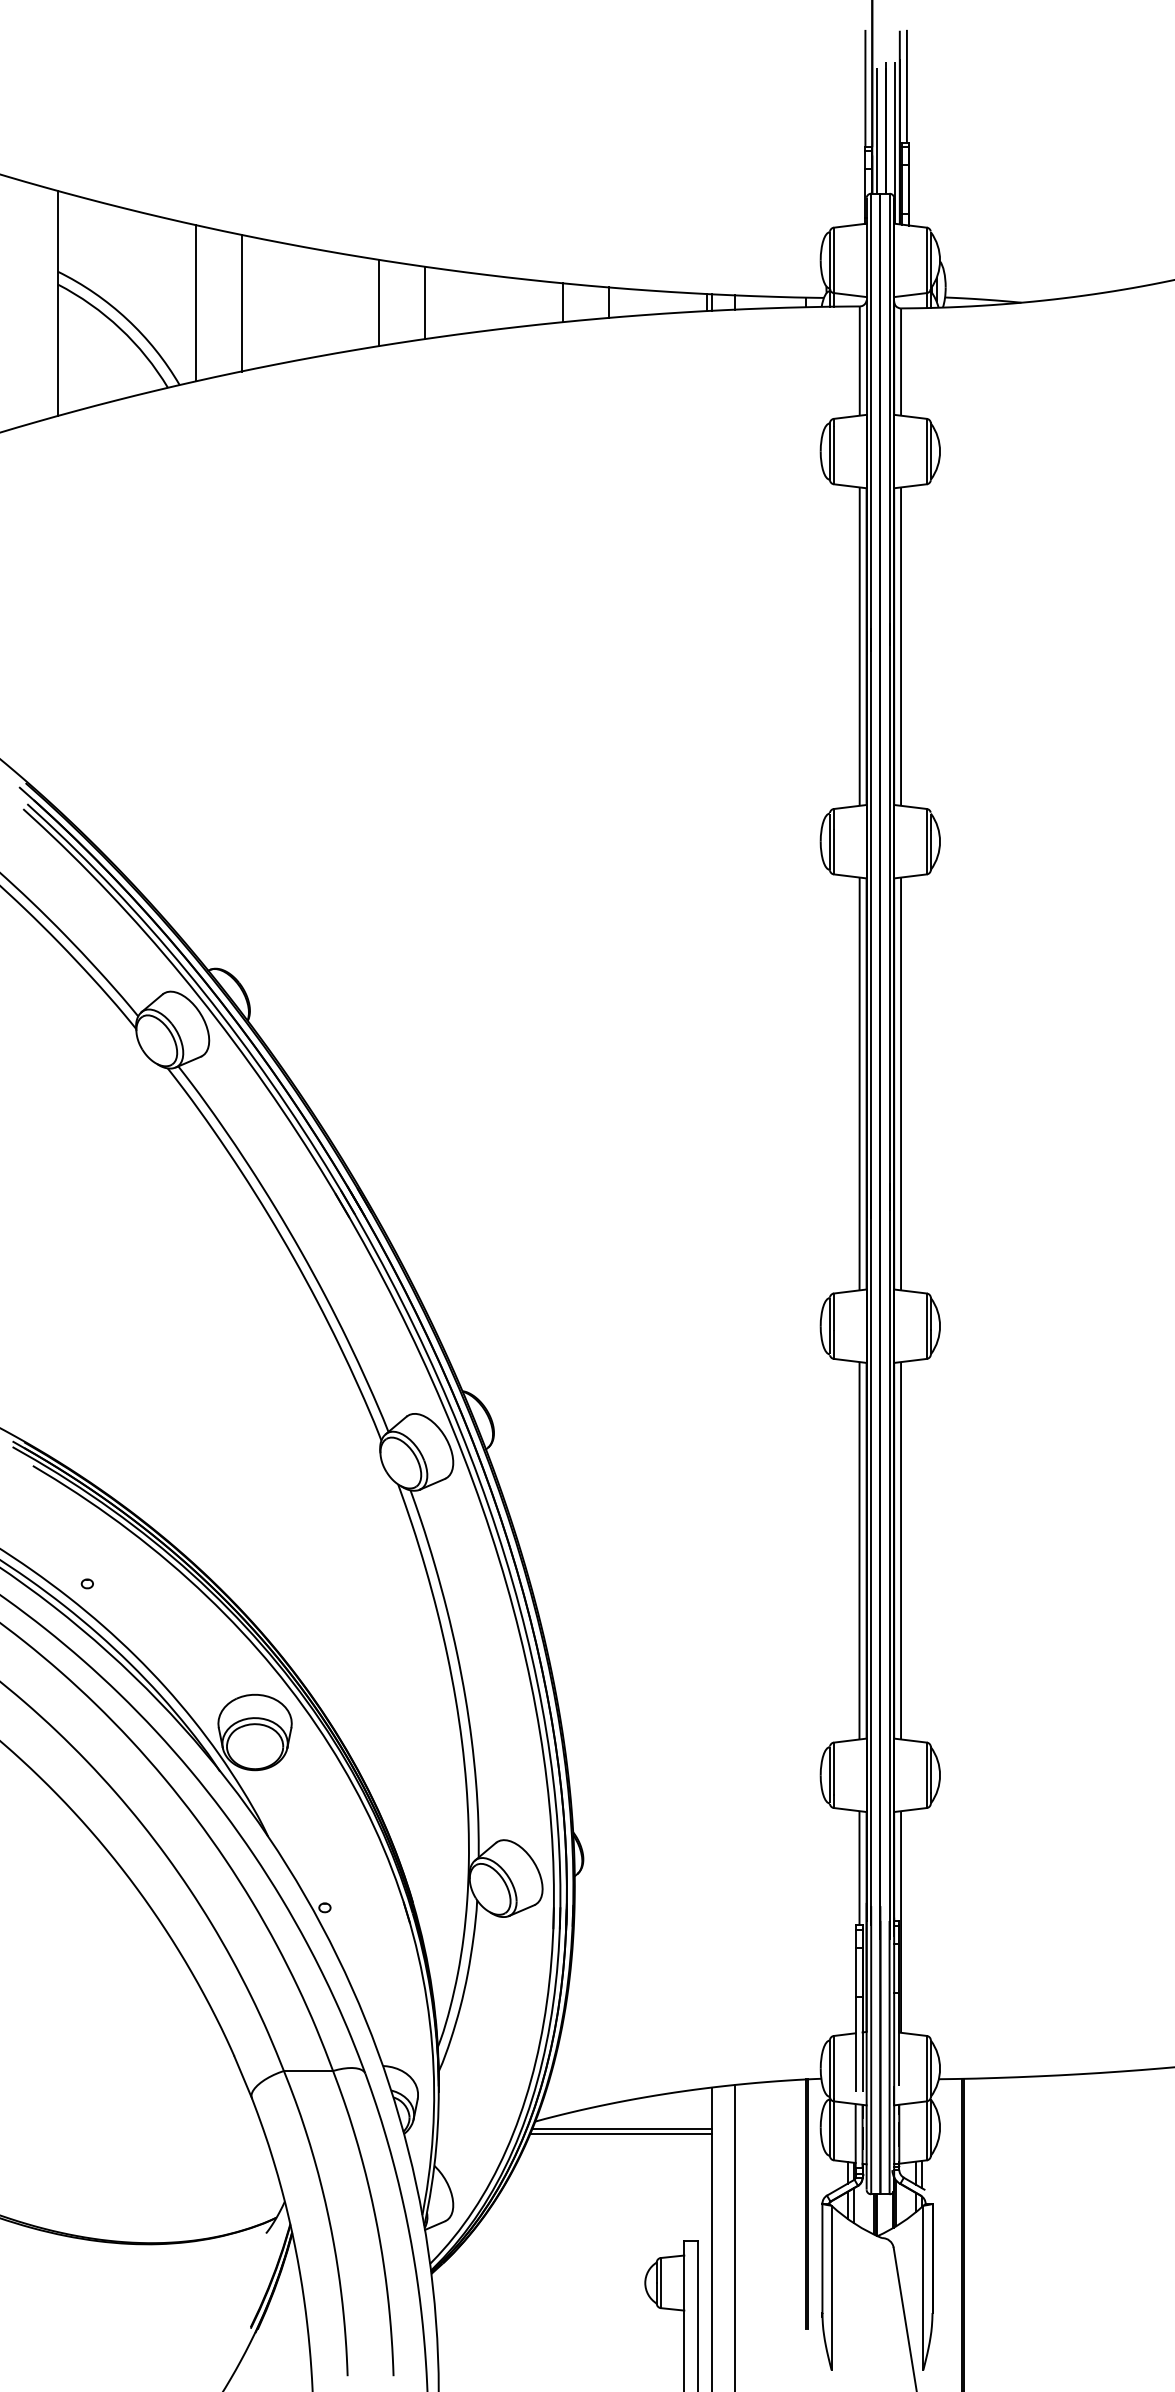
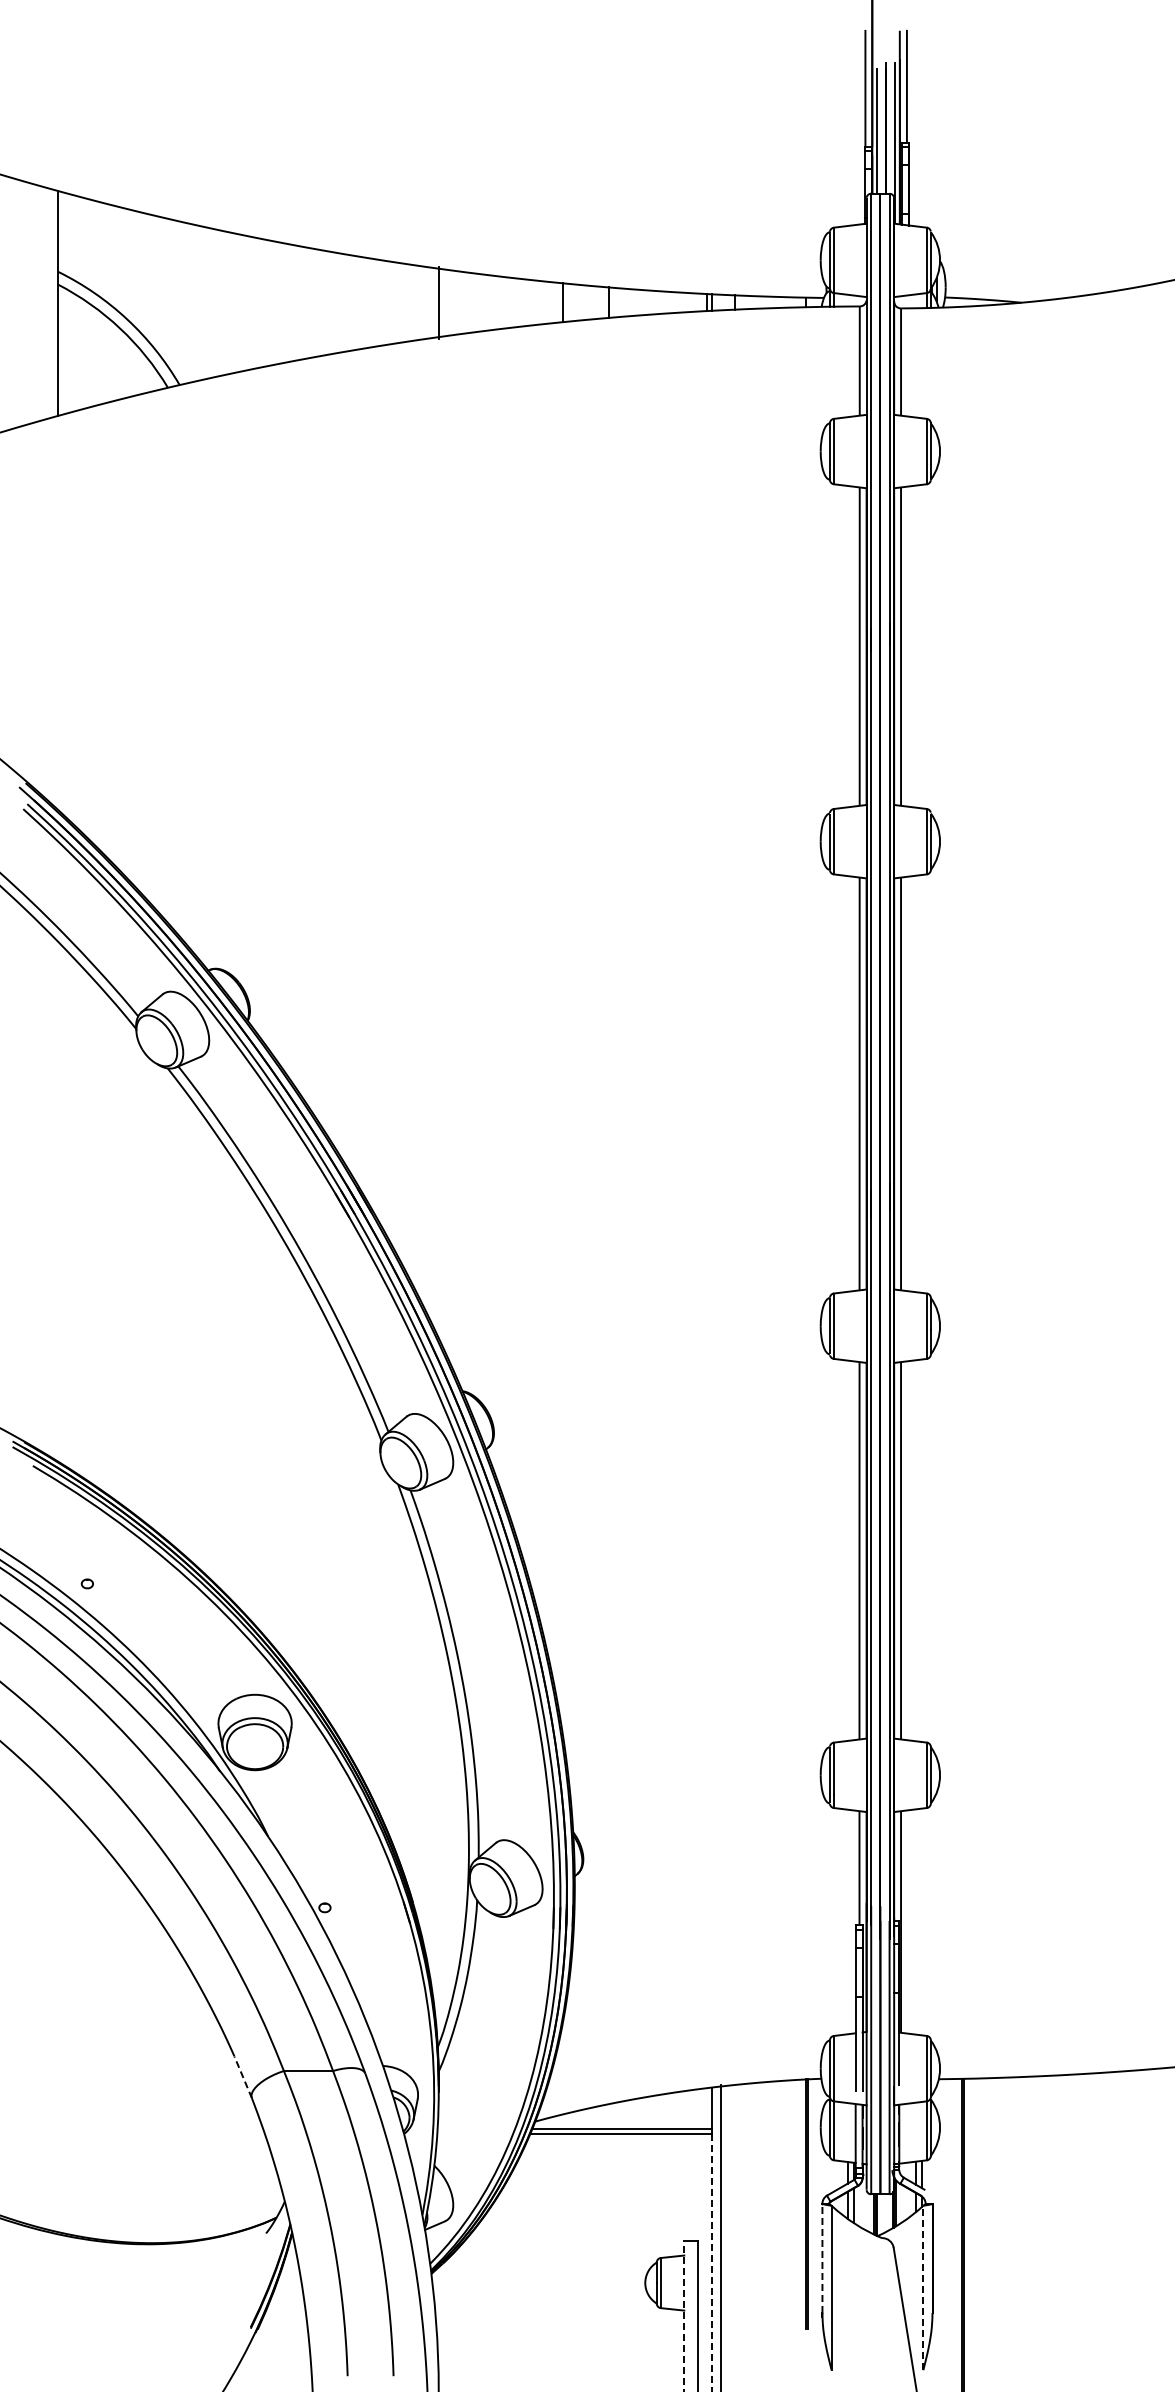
line: present -> none (241, 302)
line: present -> none (379, 302)
line position: (425, 302) -> (439, 302) (439, 302)
line: present -> none (195, 303)
line: solid -> dashed (243, 2077)
line position: (734, 2236) -> (720, 2236) (720, 2236)
line: solid -> dashed (822, 2258)
line: solid -> dashed (711, 2263)
line: solid -> dashed (923, 2287)
line: solid -> dashed (684, 2315)
